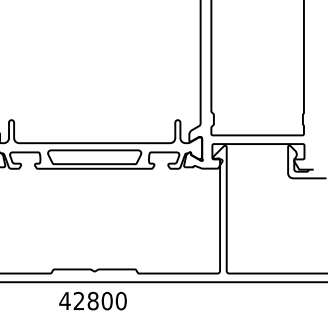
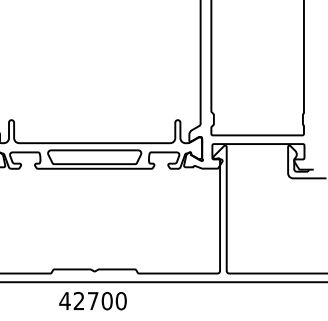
text: 42800 -> 42700 (92, 300)
